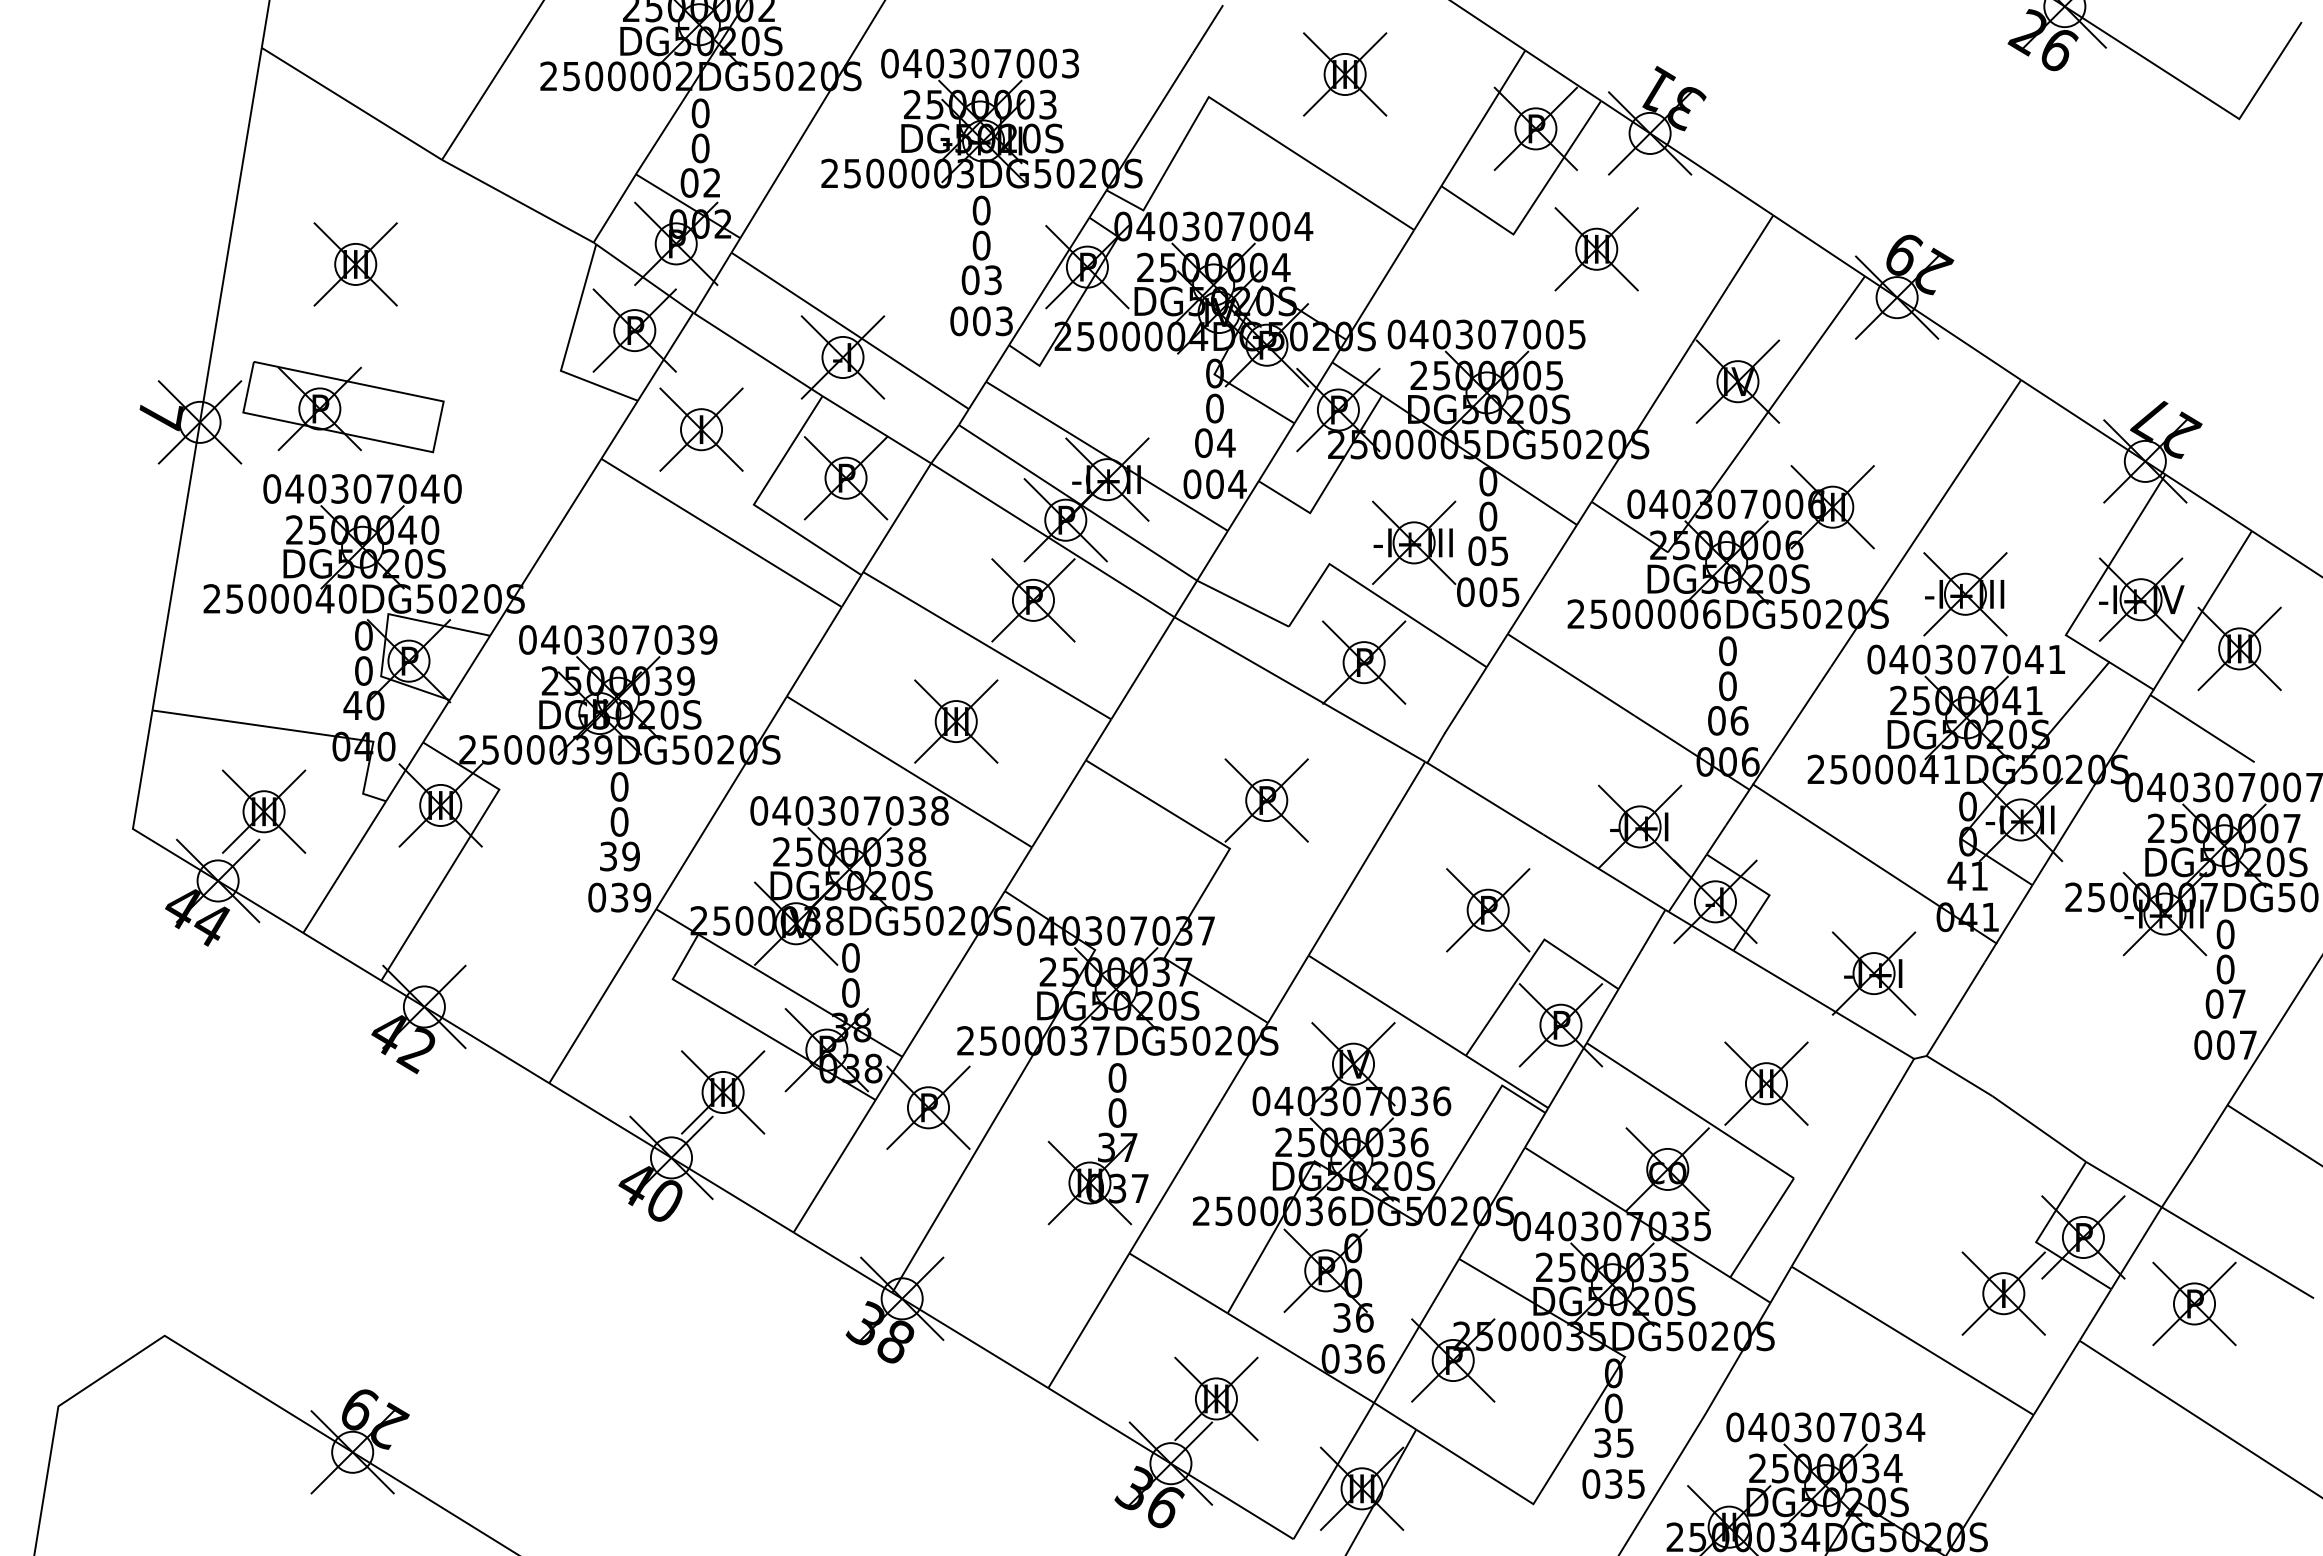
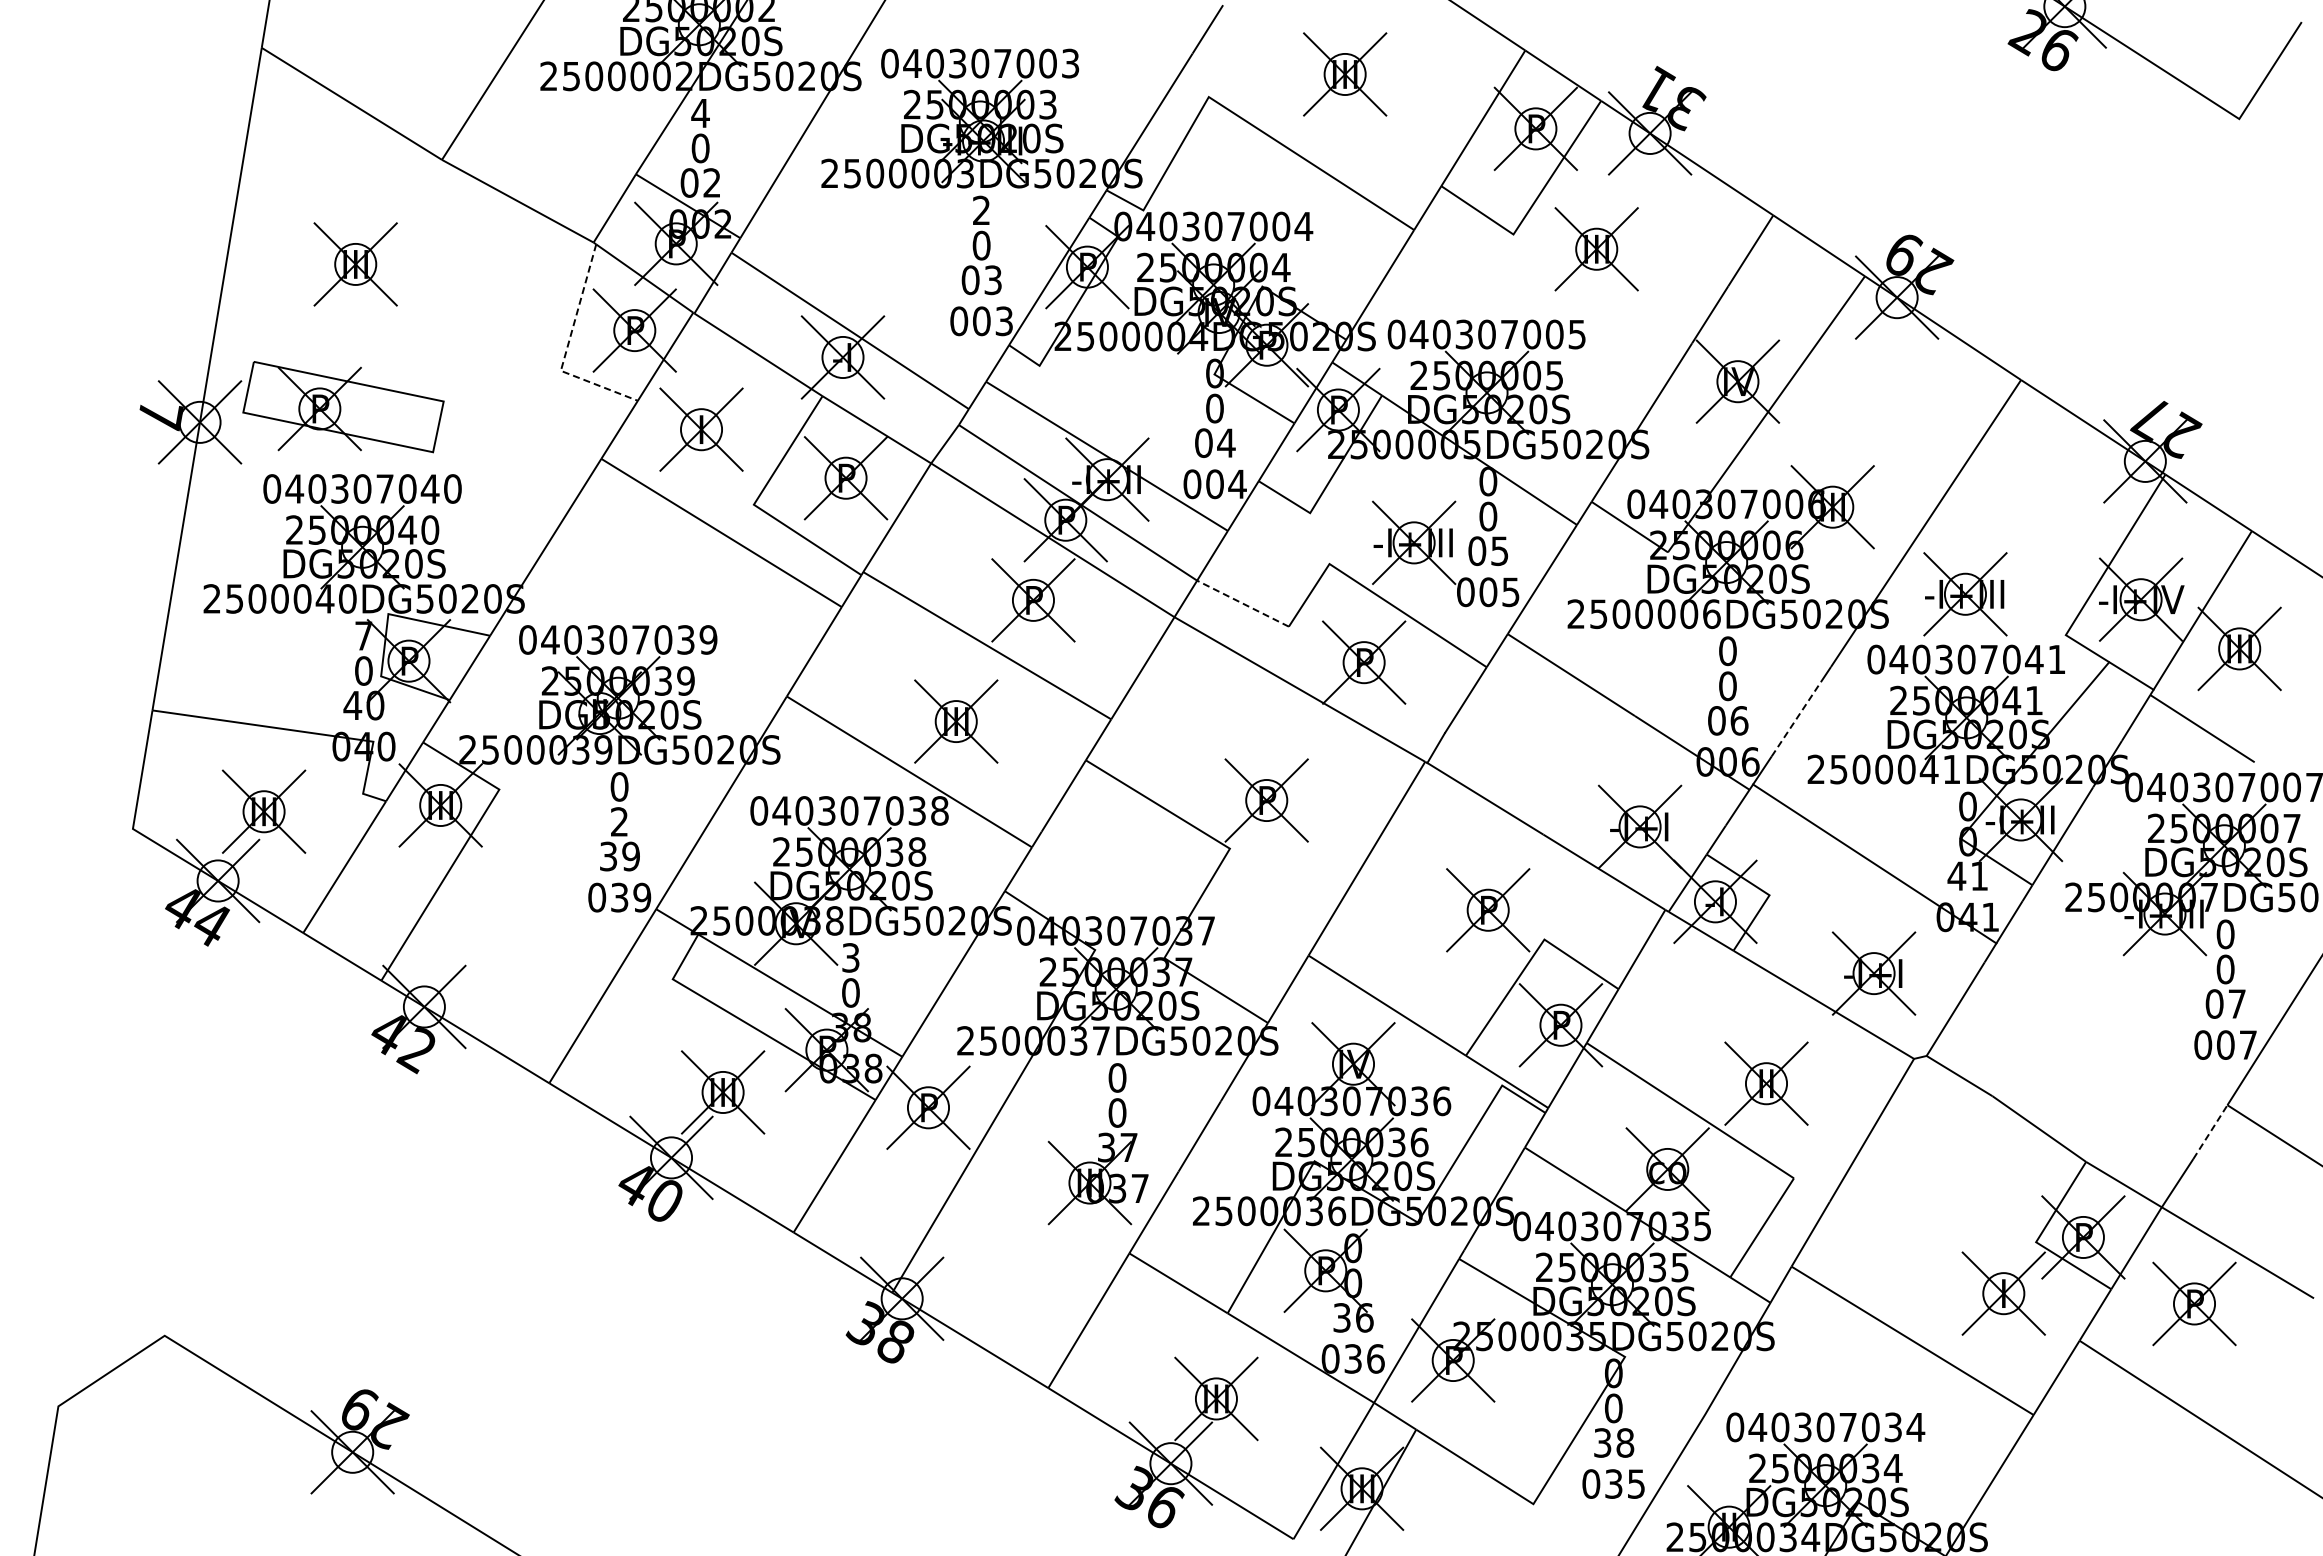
text: 0 -> 4 (700, 113)
text: 0 -> 2 (981, 210)
line: solid -> dashed (567, 347)
line: solid -> dashed (1242, 603)
text: 0 -> 7 (363, 635)
line: solid -> dashed (1796, 719)
text: 0 -> 2 (619, 821)
text: 0 -> 3 (850, 957)
line: solid -> dashed (2210, 1132)
text: 35 -> 38 (1625, 1442)
